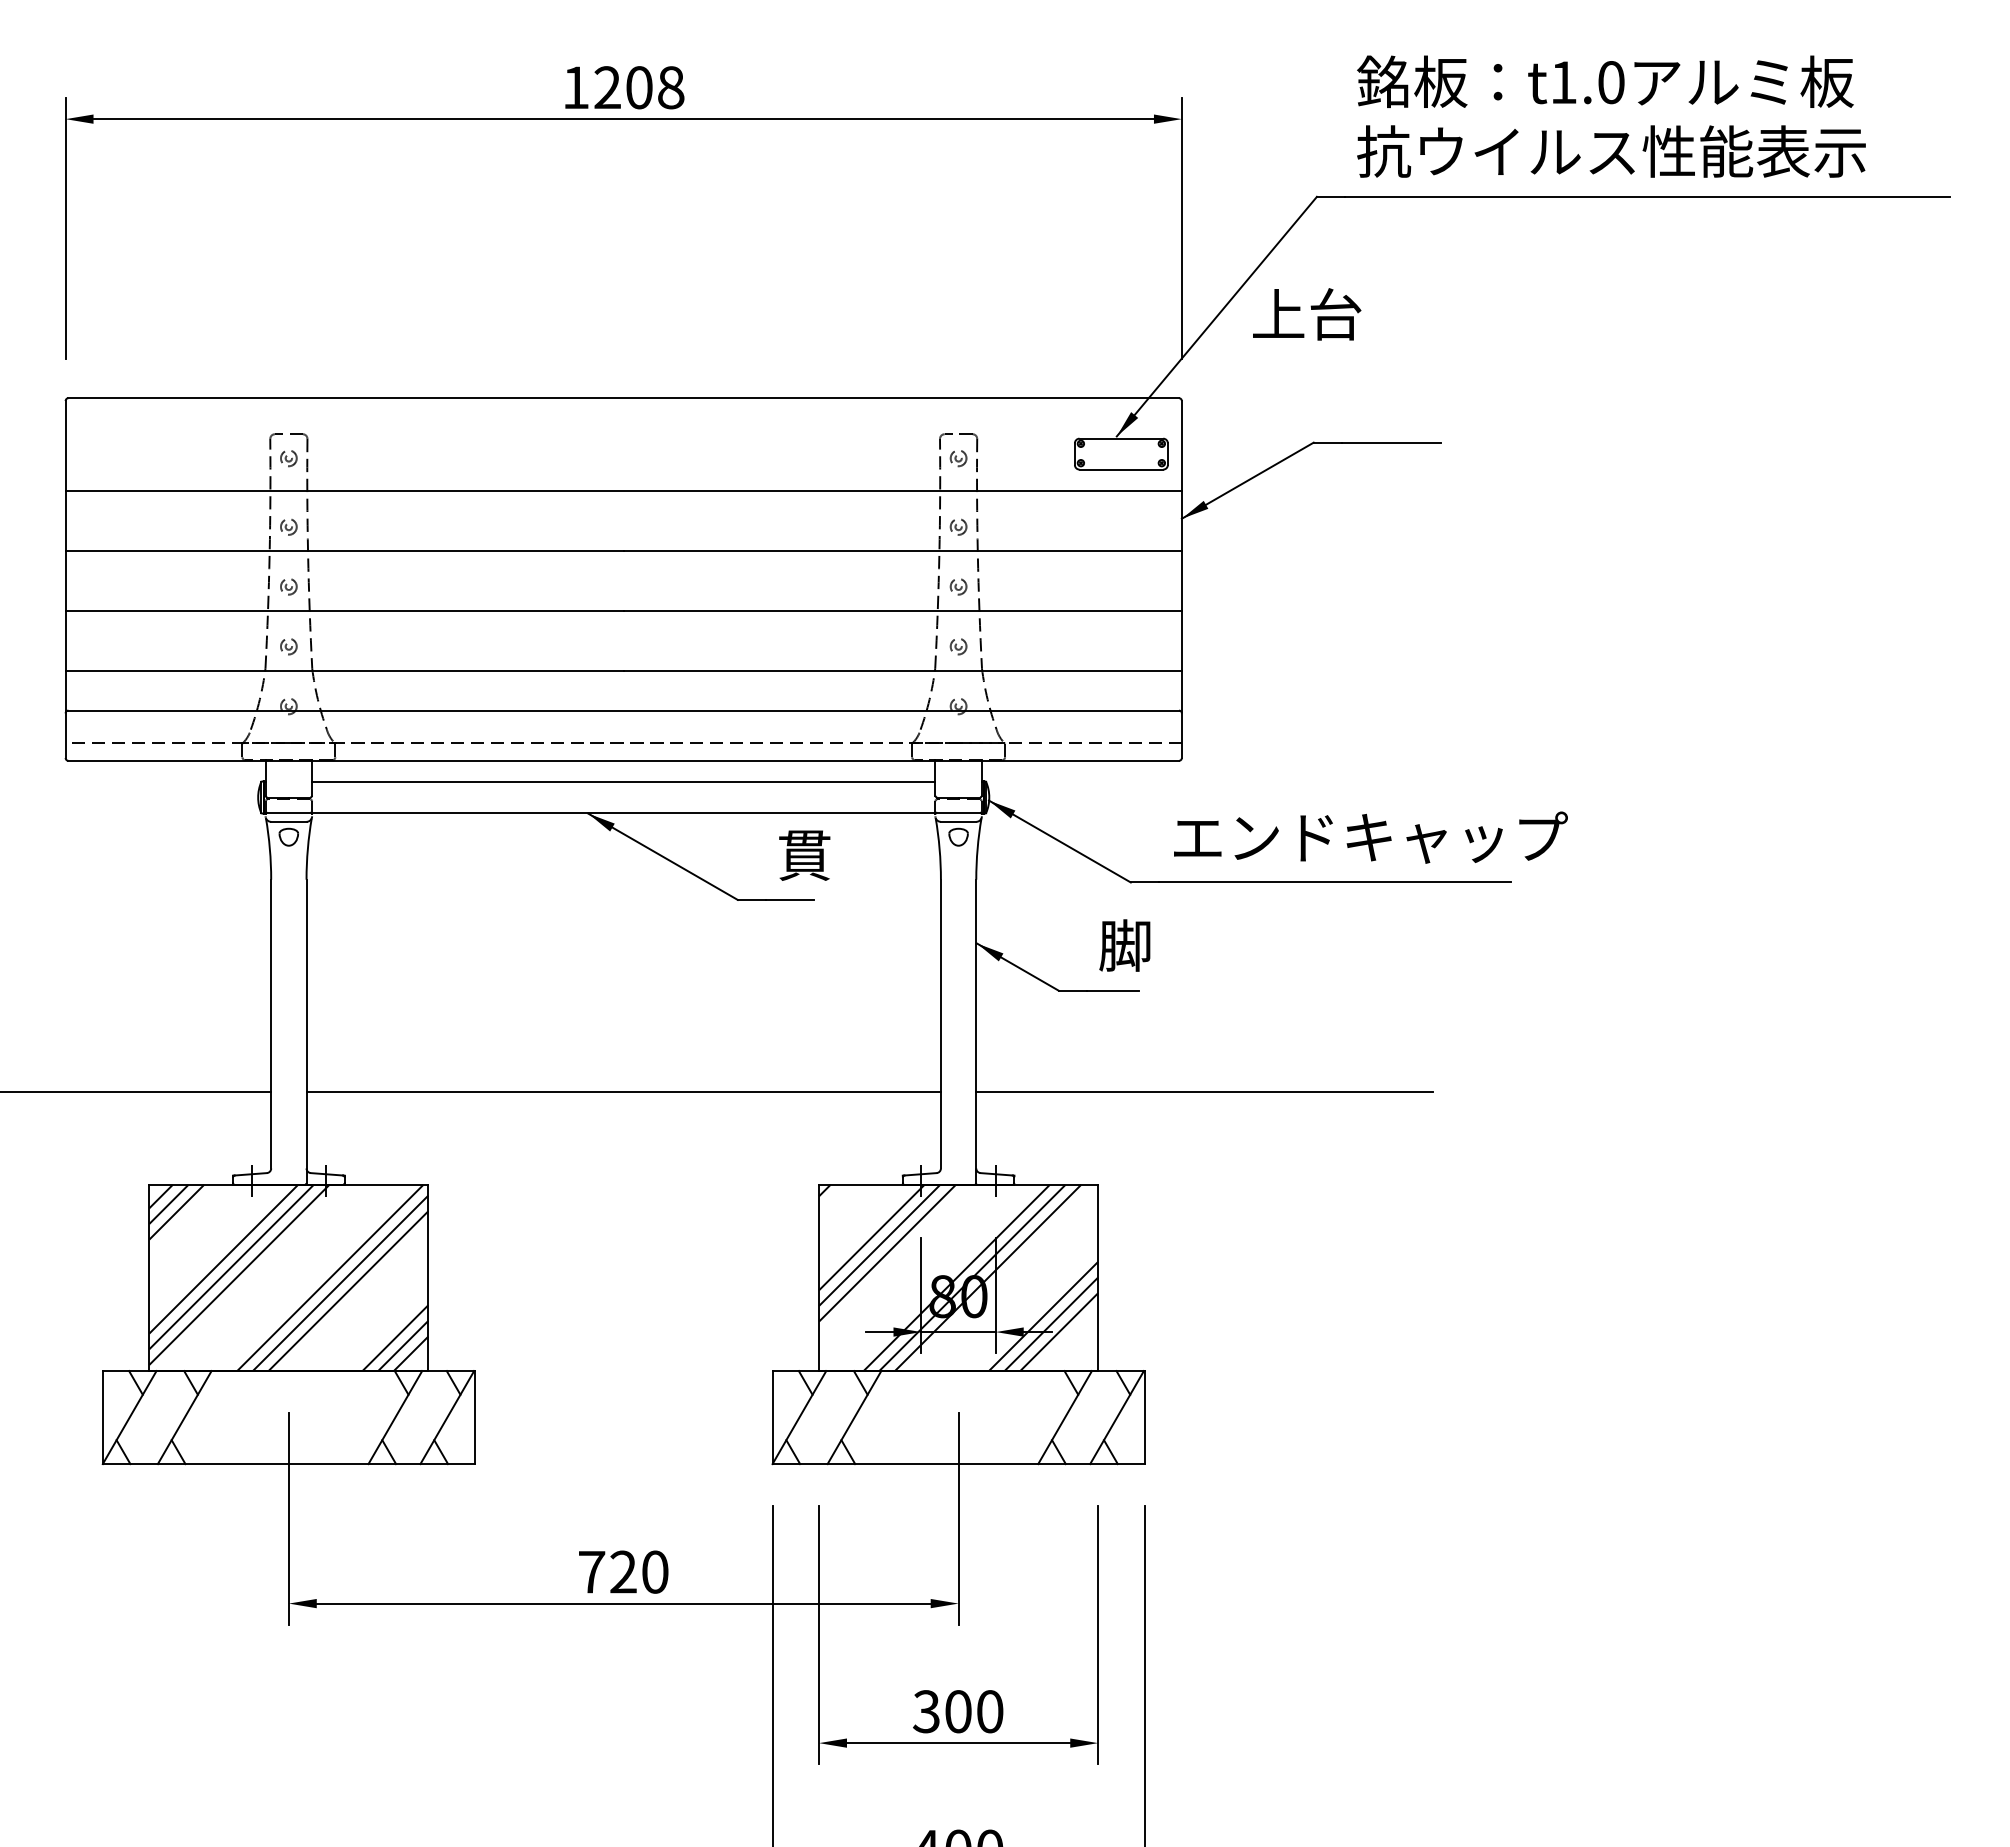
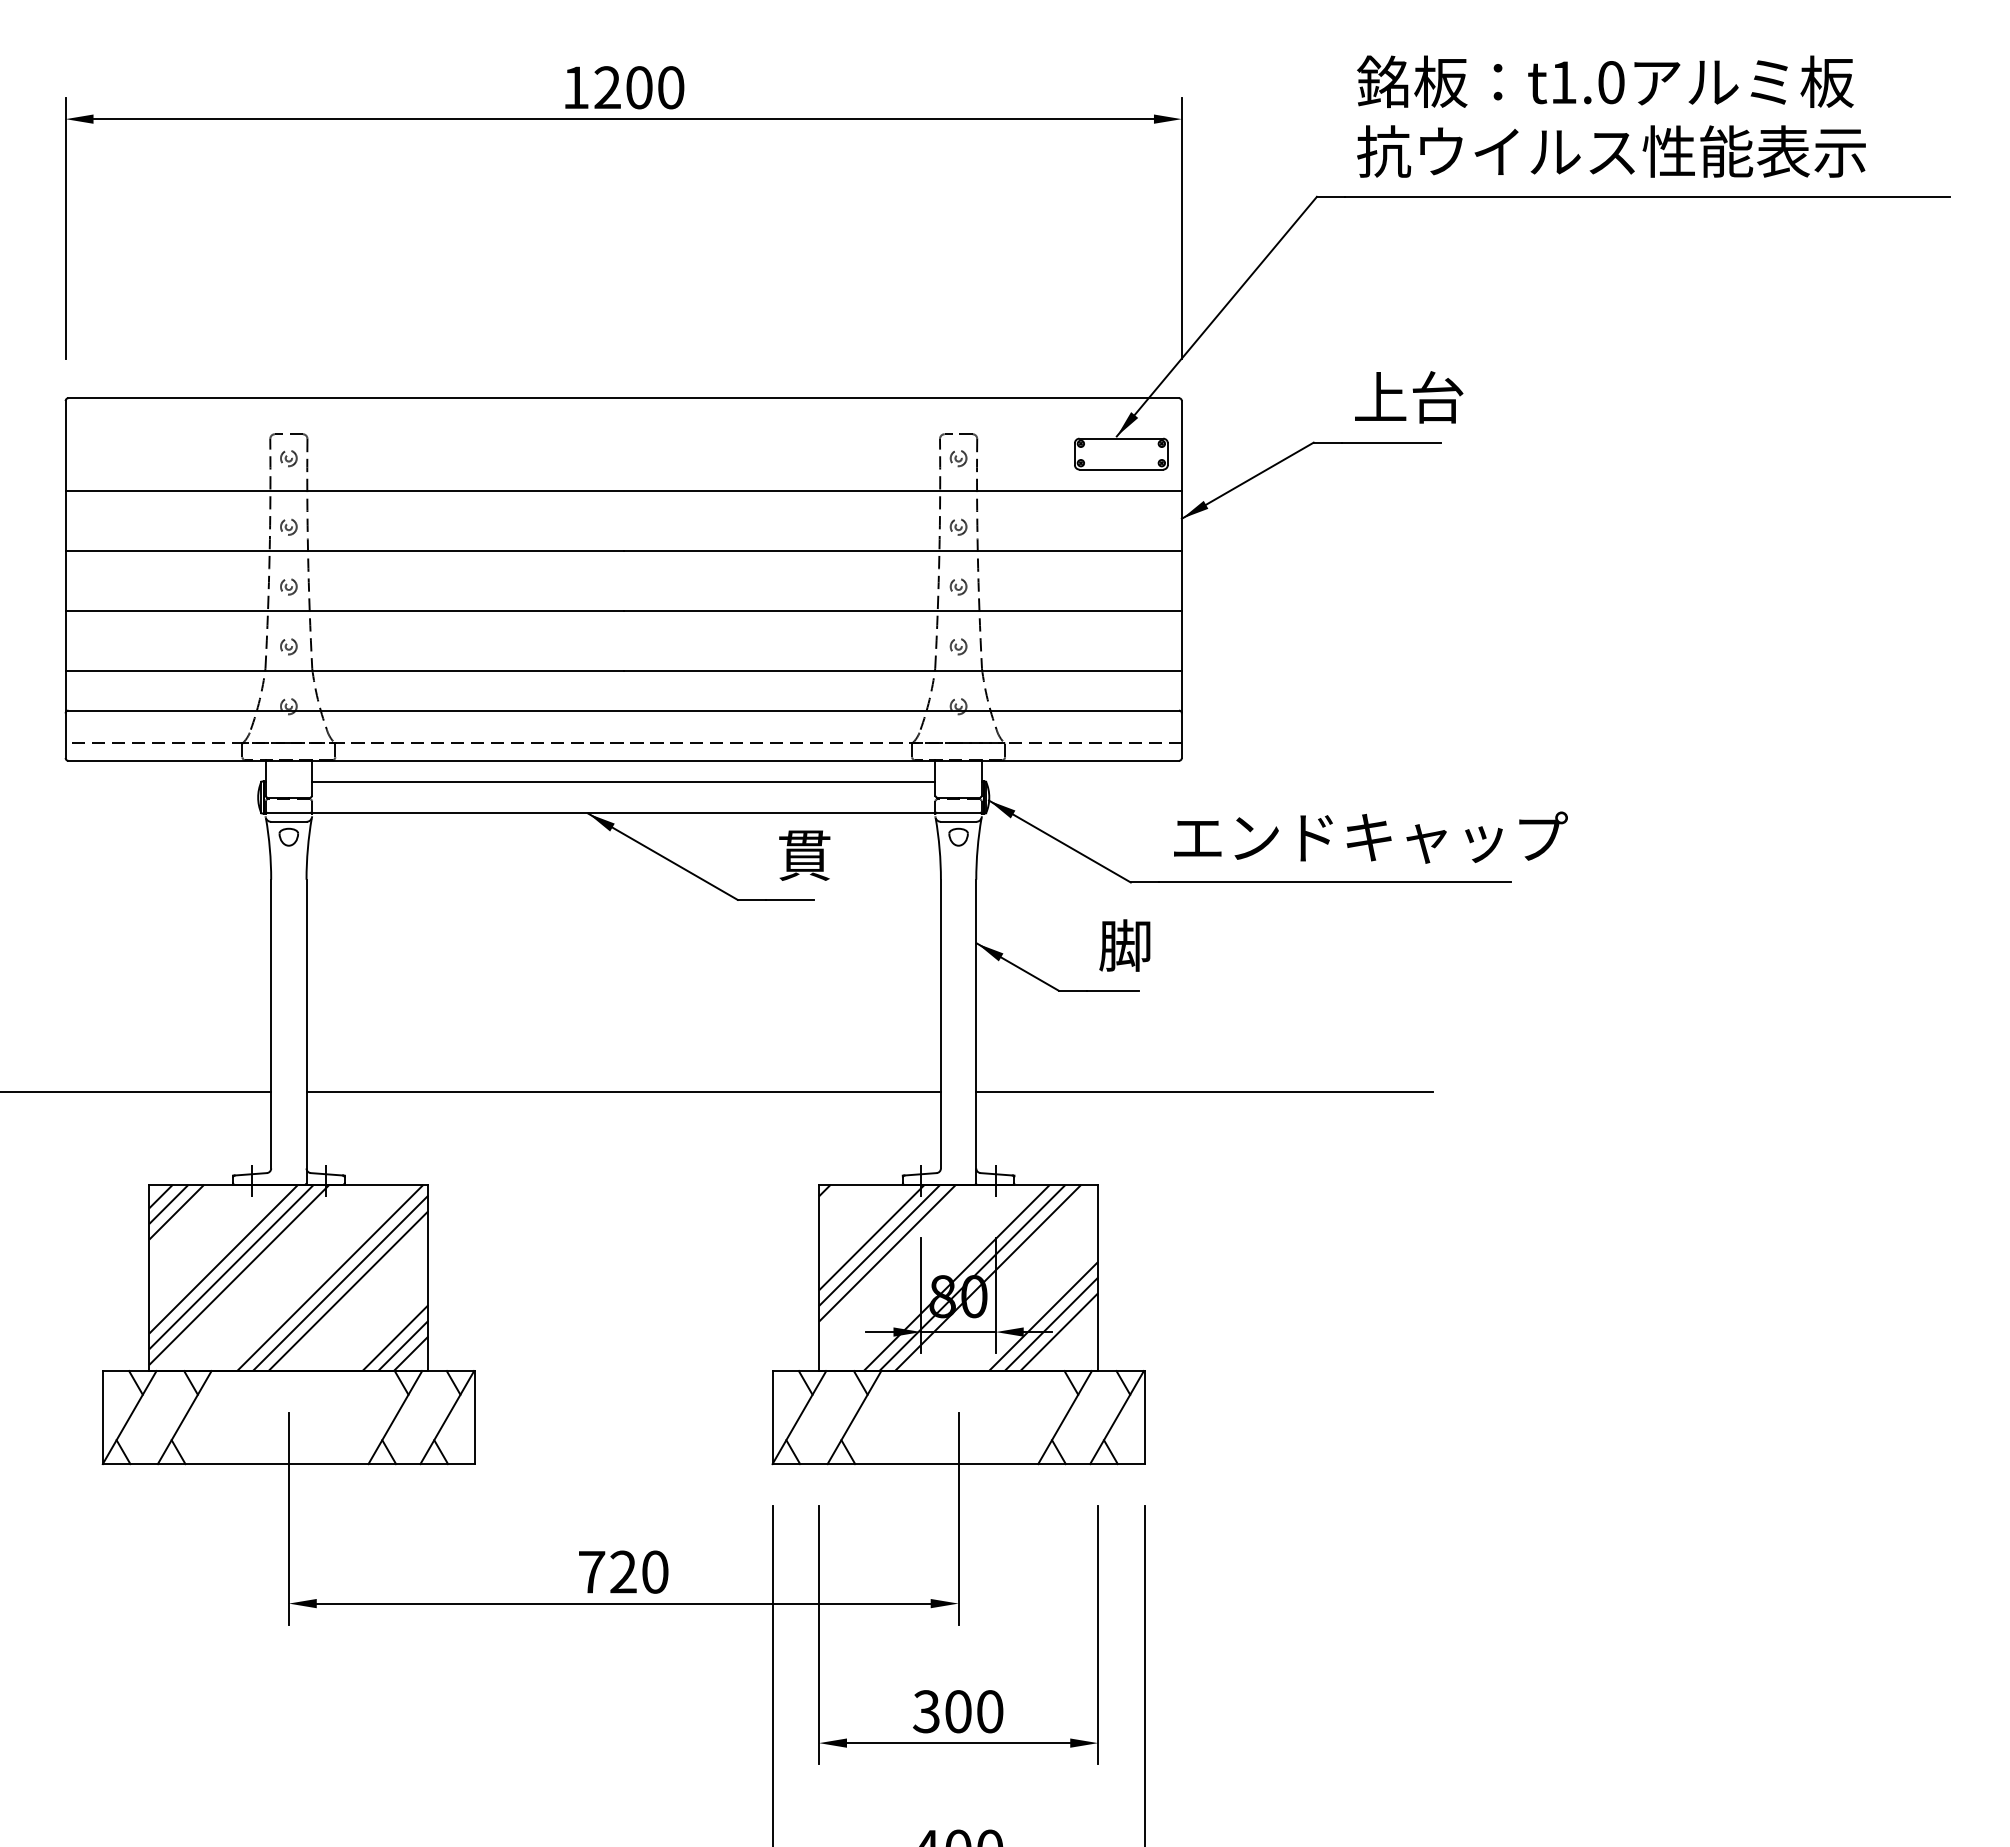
text: 1208 -> 1200 (671, 87)
text position: (1307, 314) -> (1409, 397) (1409, 397)
